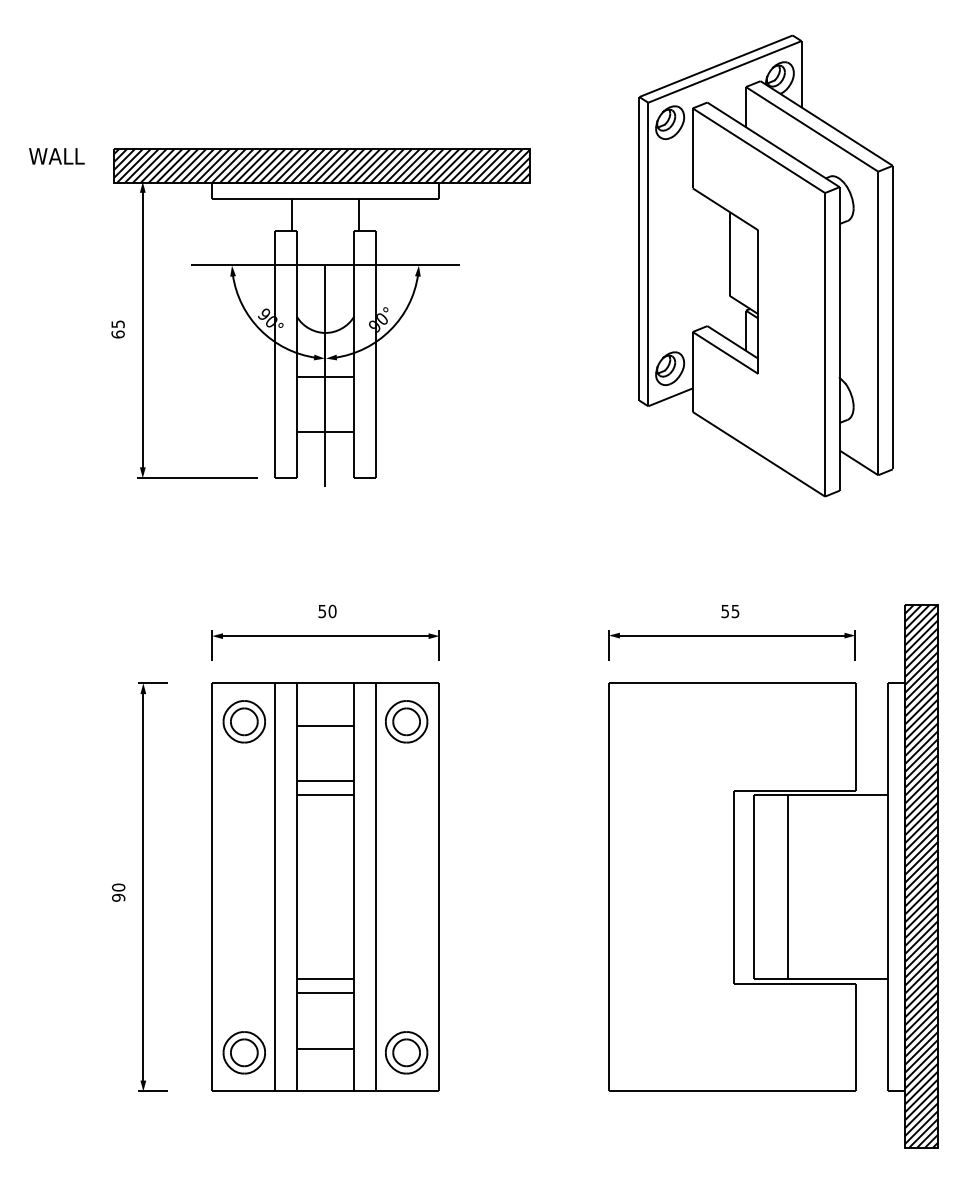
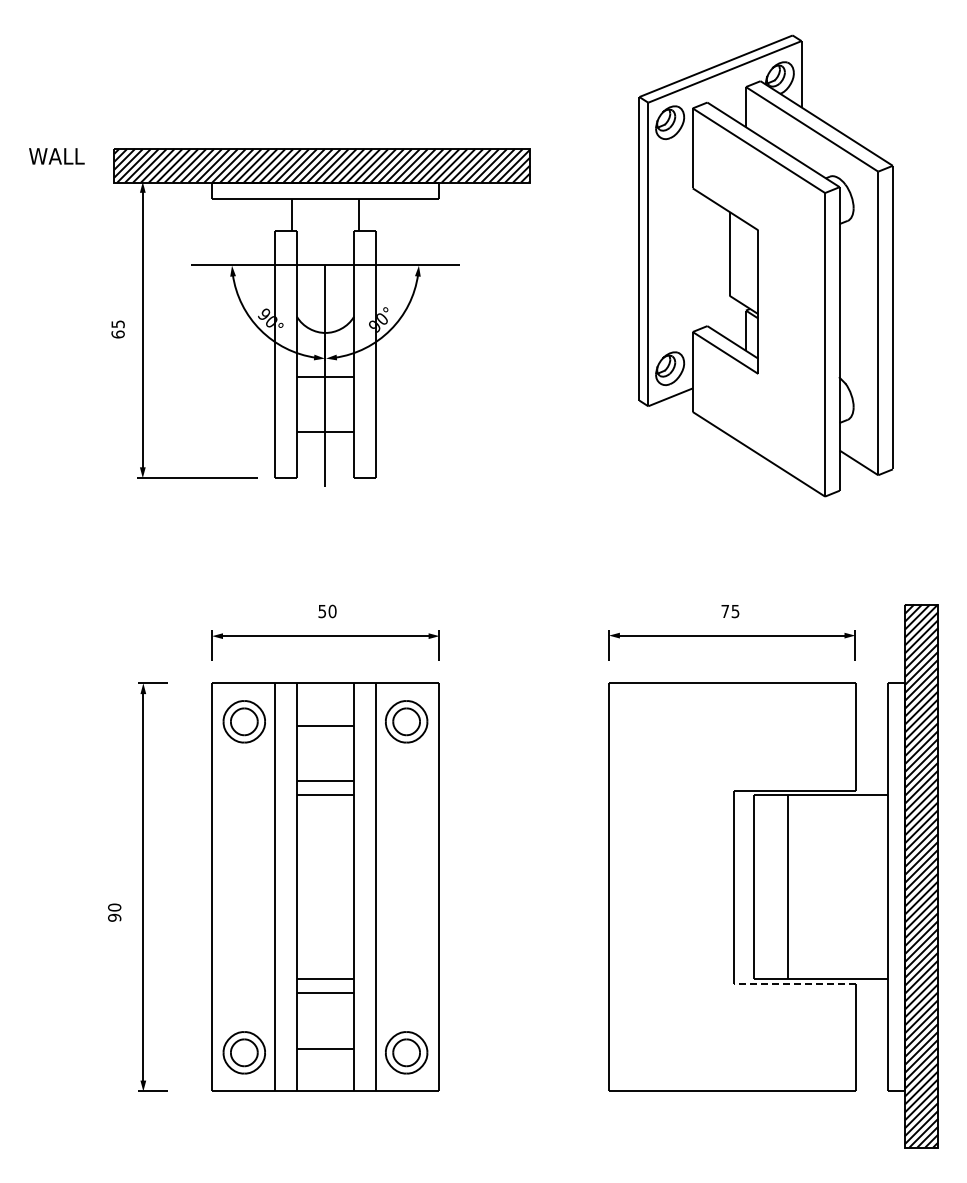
text: 55 -> 75 (724, 611)
text position: (118, 892) -> (114, 912) (114, 912)
line: solid -> dashed (794, 983)
